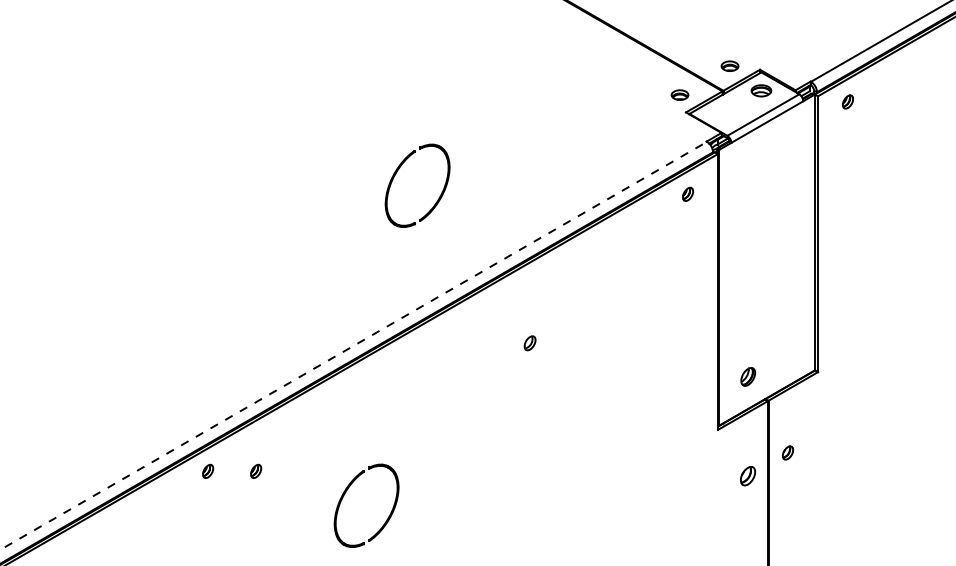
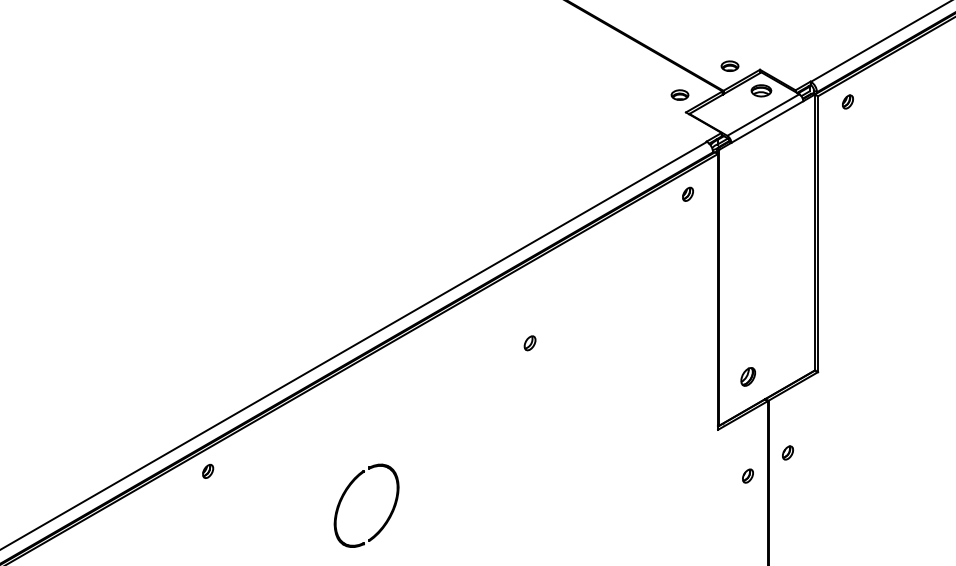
part: present -> none (396, 174)
line: dashed -> solid (353, 345)
part: present -> none (256, 471)
part size: 16x21 px -> 12x16 px (747, 475)
